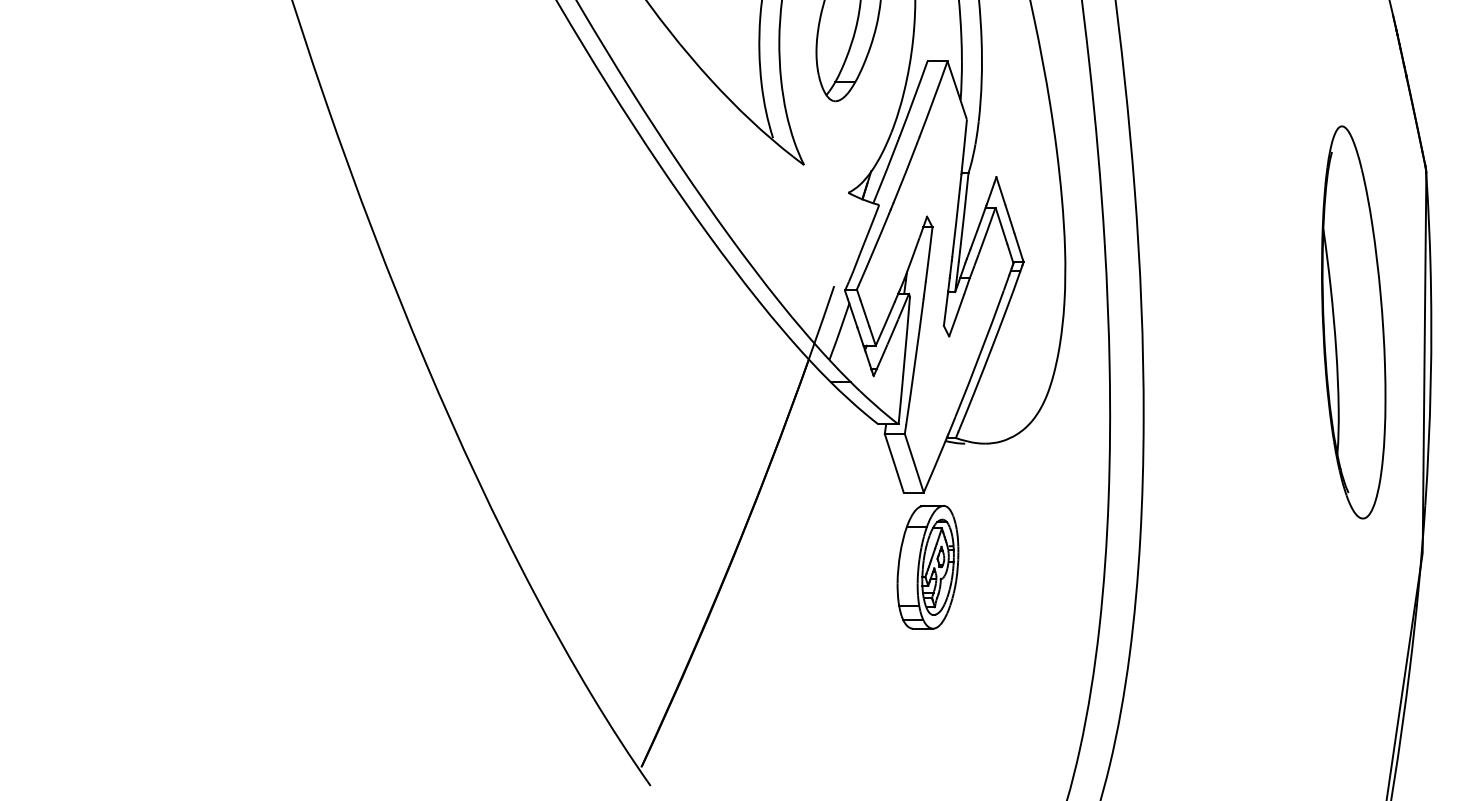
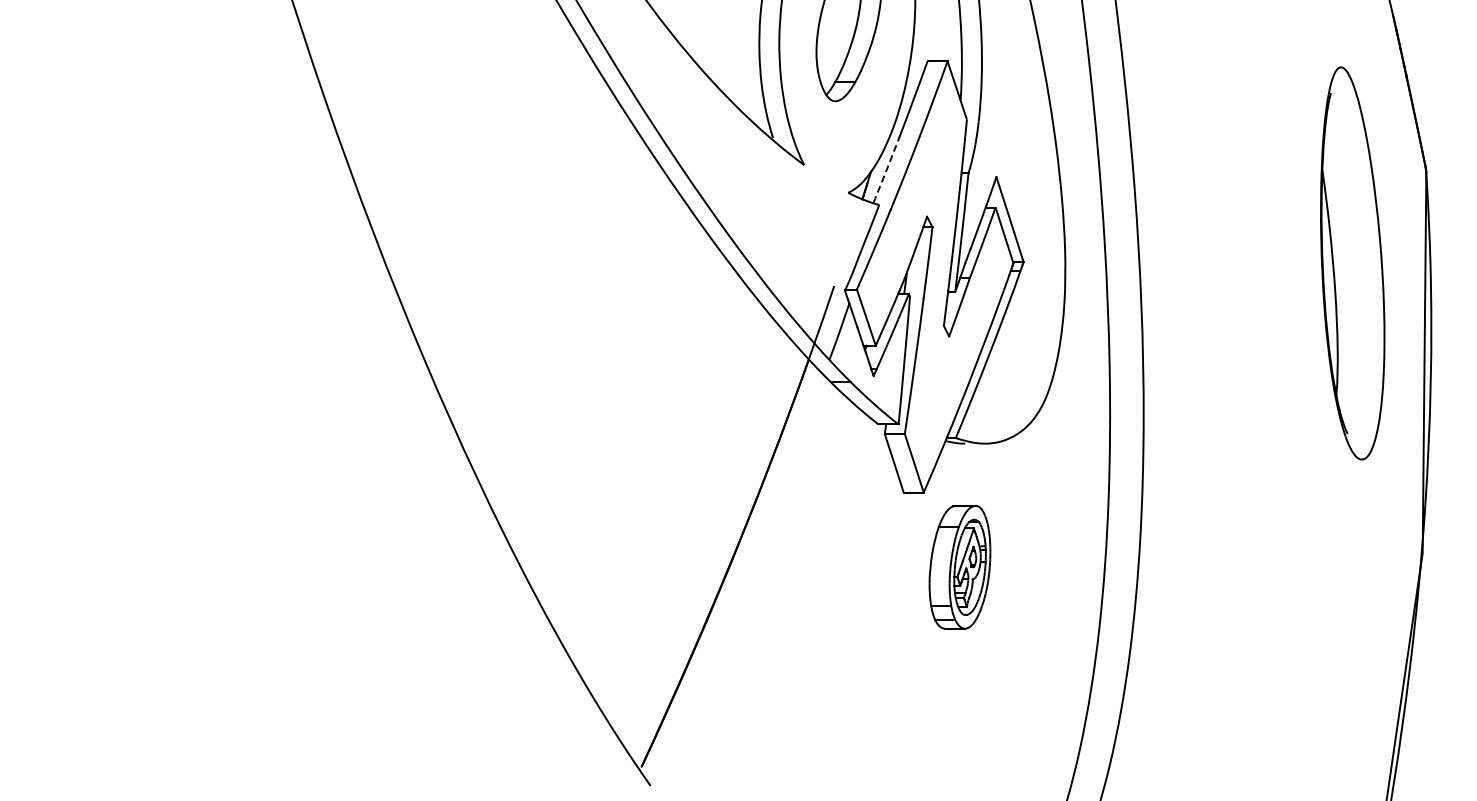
arc: solid -> dashed (886, 170)
part position: (1353, 322) -> (1352, 263) (1352, 263)
part position: (927, 567) -> (959, 567) (959, 567)
